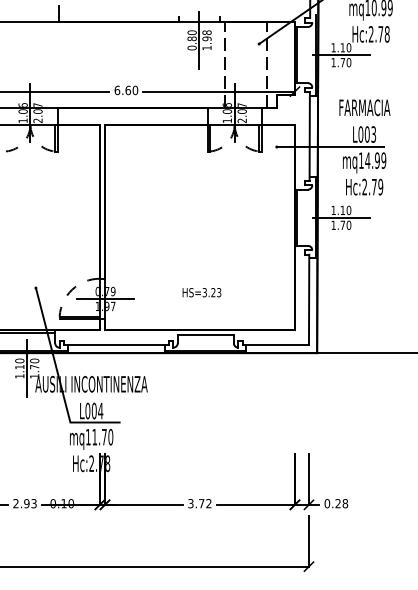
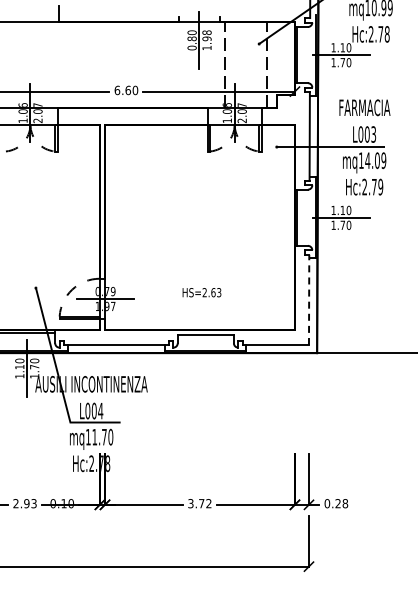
text: mq14.99 -> mq14.09 (377, 160)
text: HS=3.23 -> HS=2.63 (208, 292)
line: solid -> dashed (309, 299)
